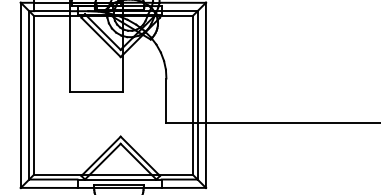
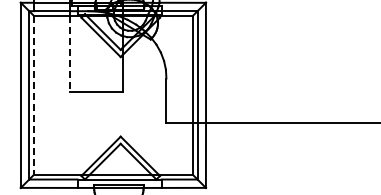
line: solid -> dashed (70, 54)
line: solid -> dashed (33, 95)
